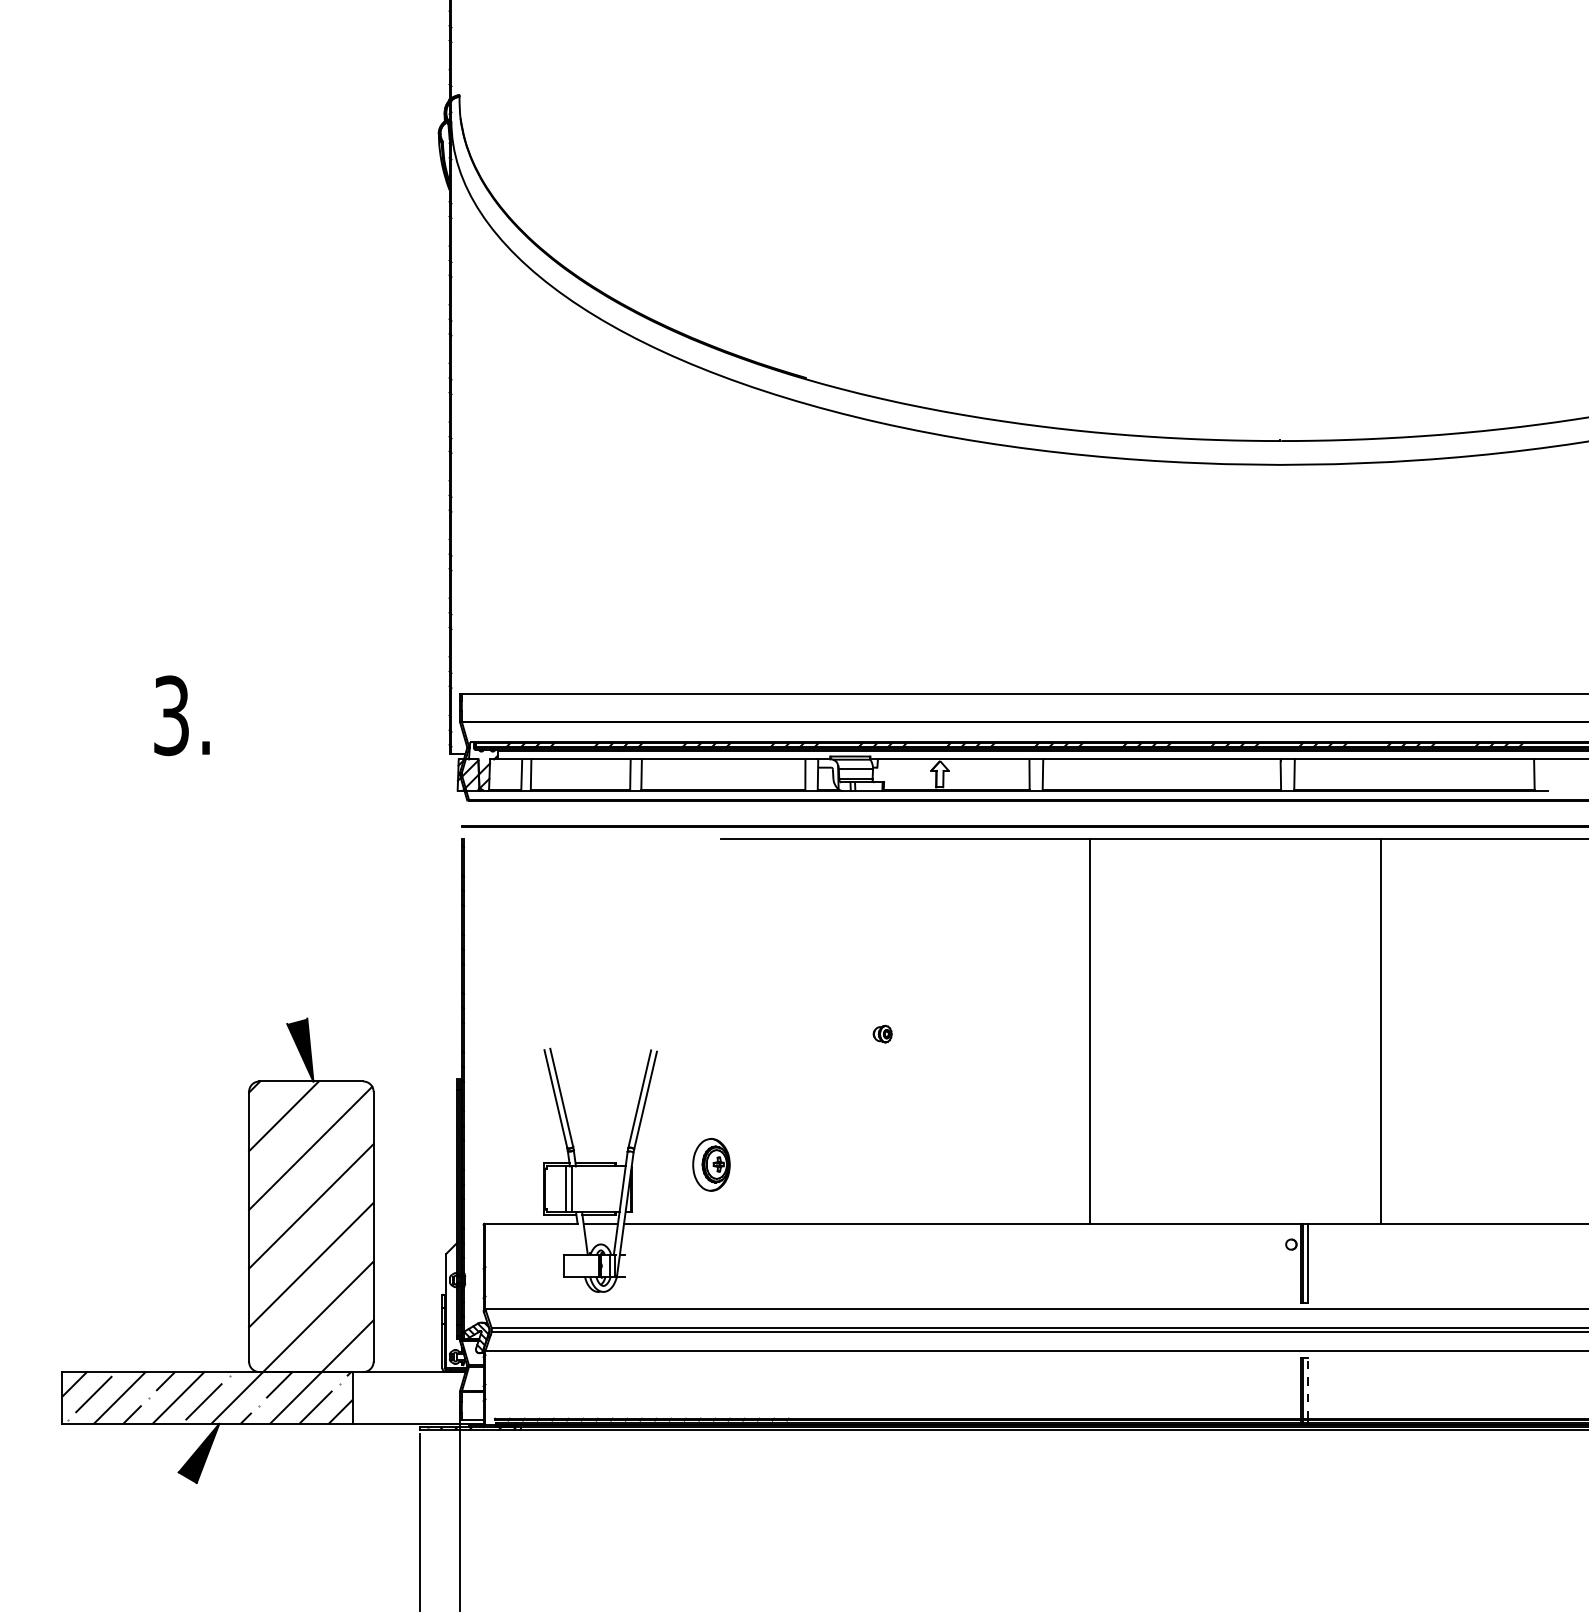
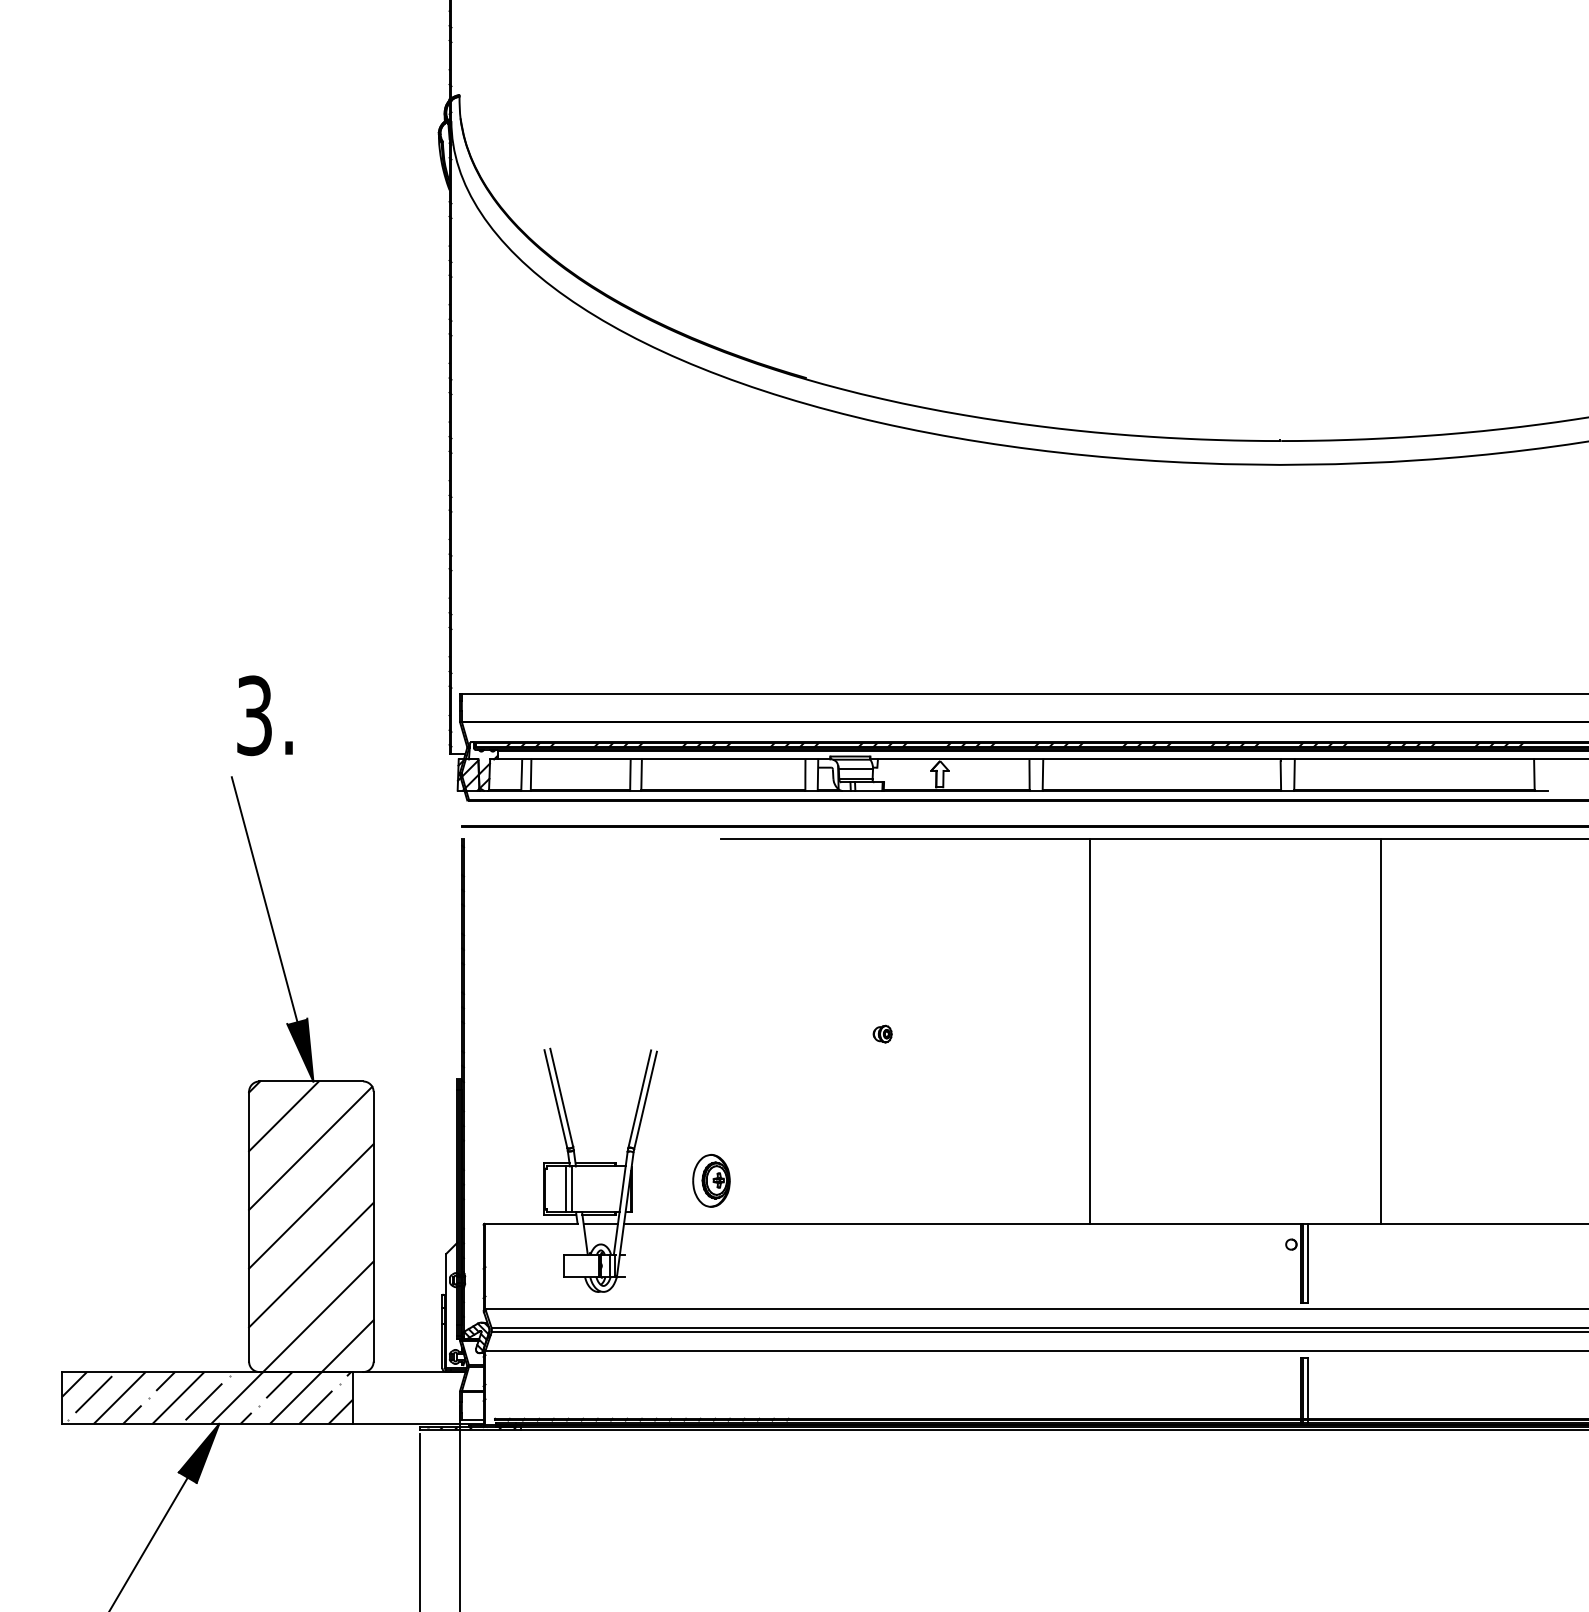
text position: (181, 715) -> (264, 715) (264, 715)
line: none -> present (264, 899)
part position: (711, 1164) -> (711, 1180) (711, 1180)
line: dashed -> solid (1307, 1388)
line: none -> present (149, 1542)
